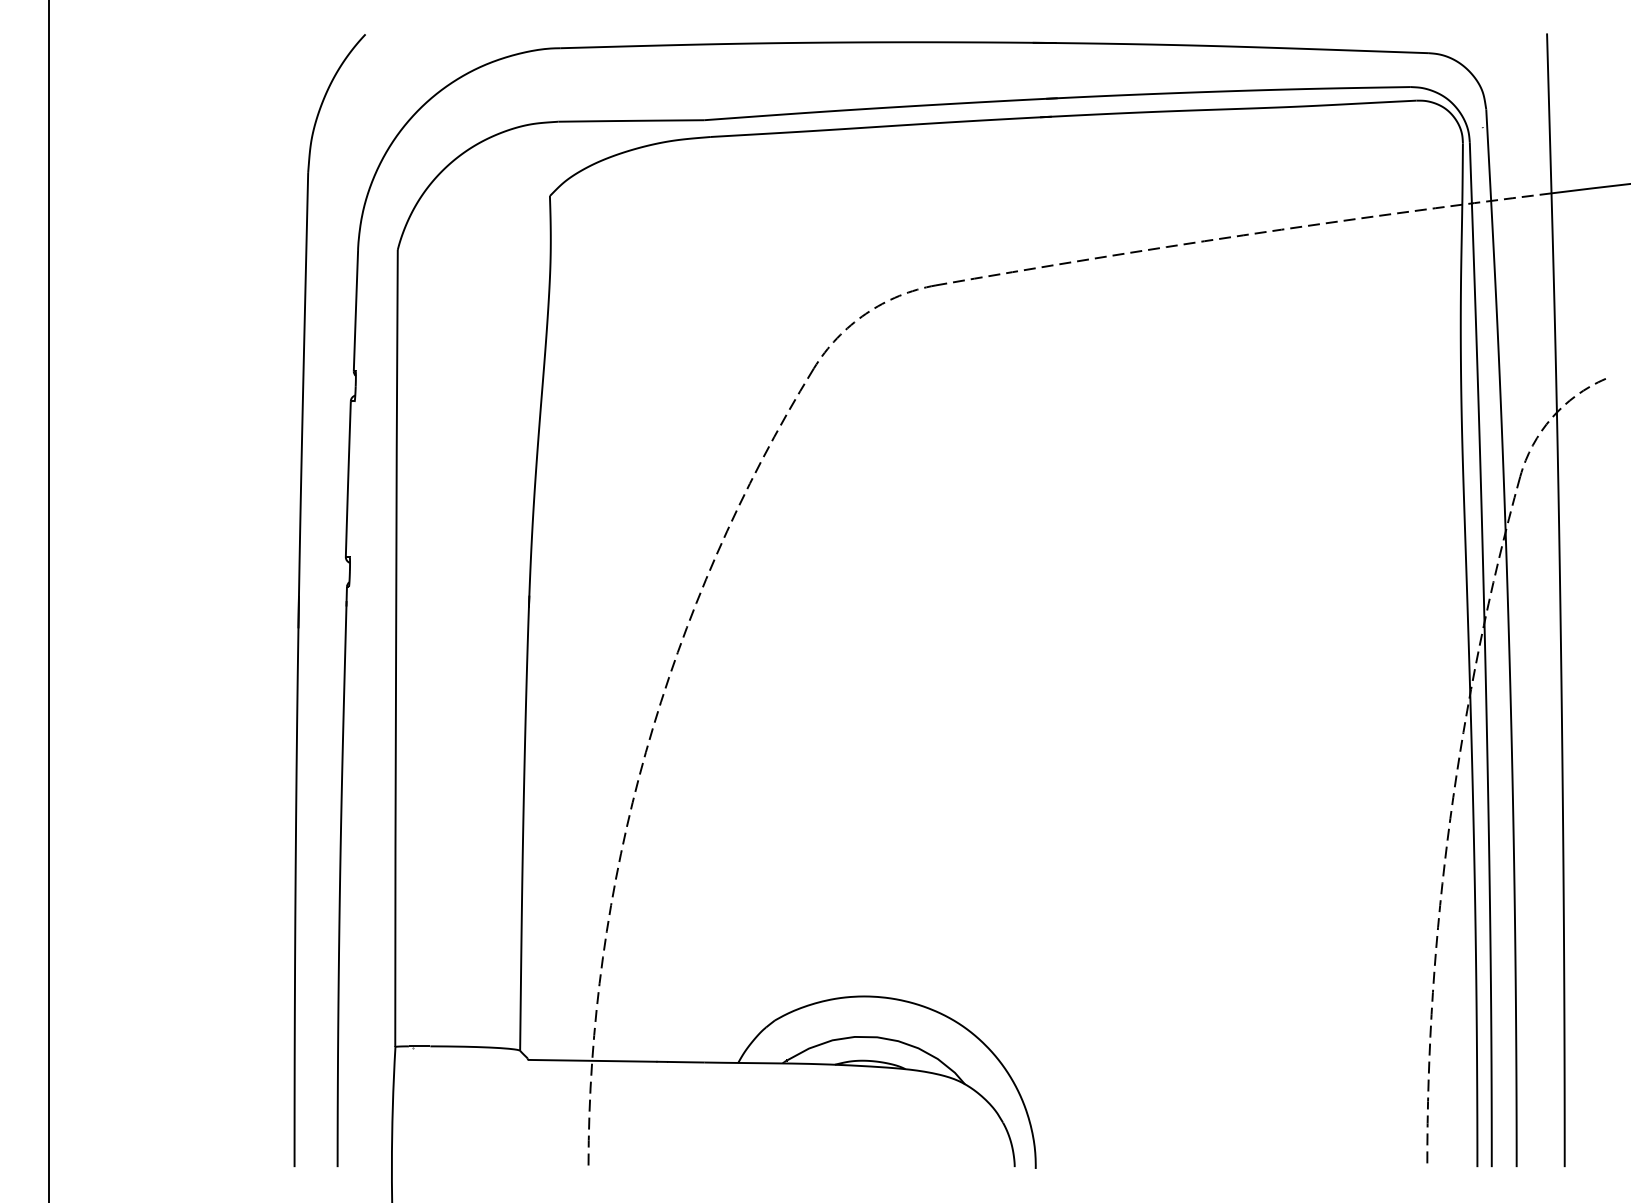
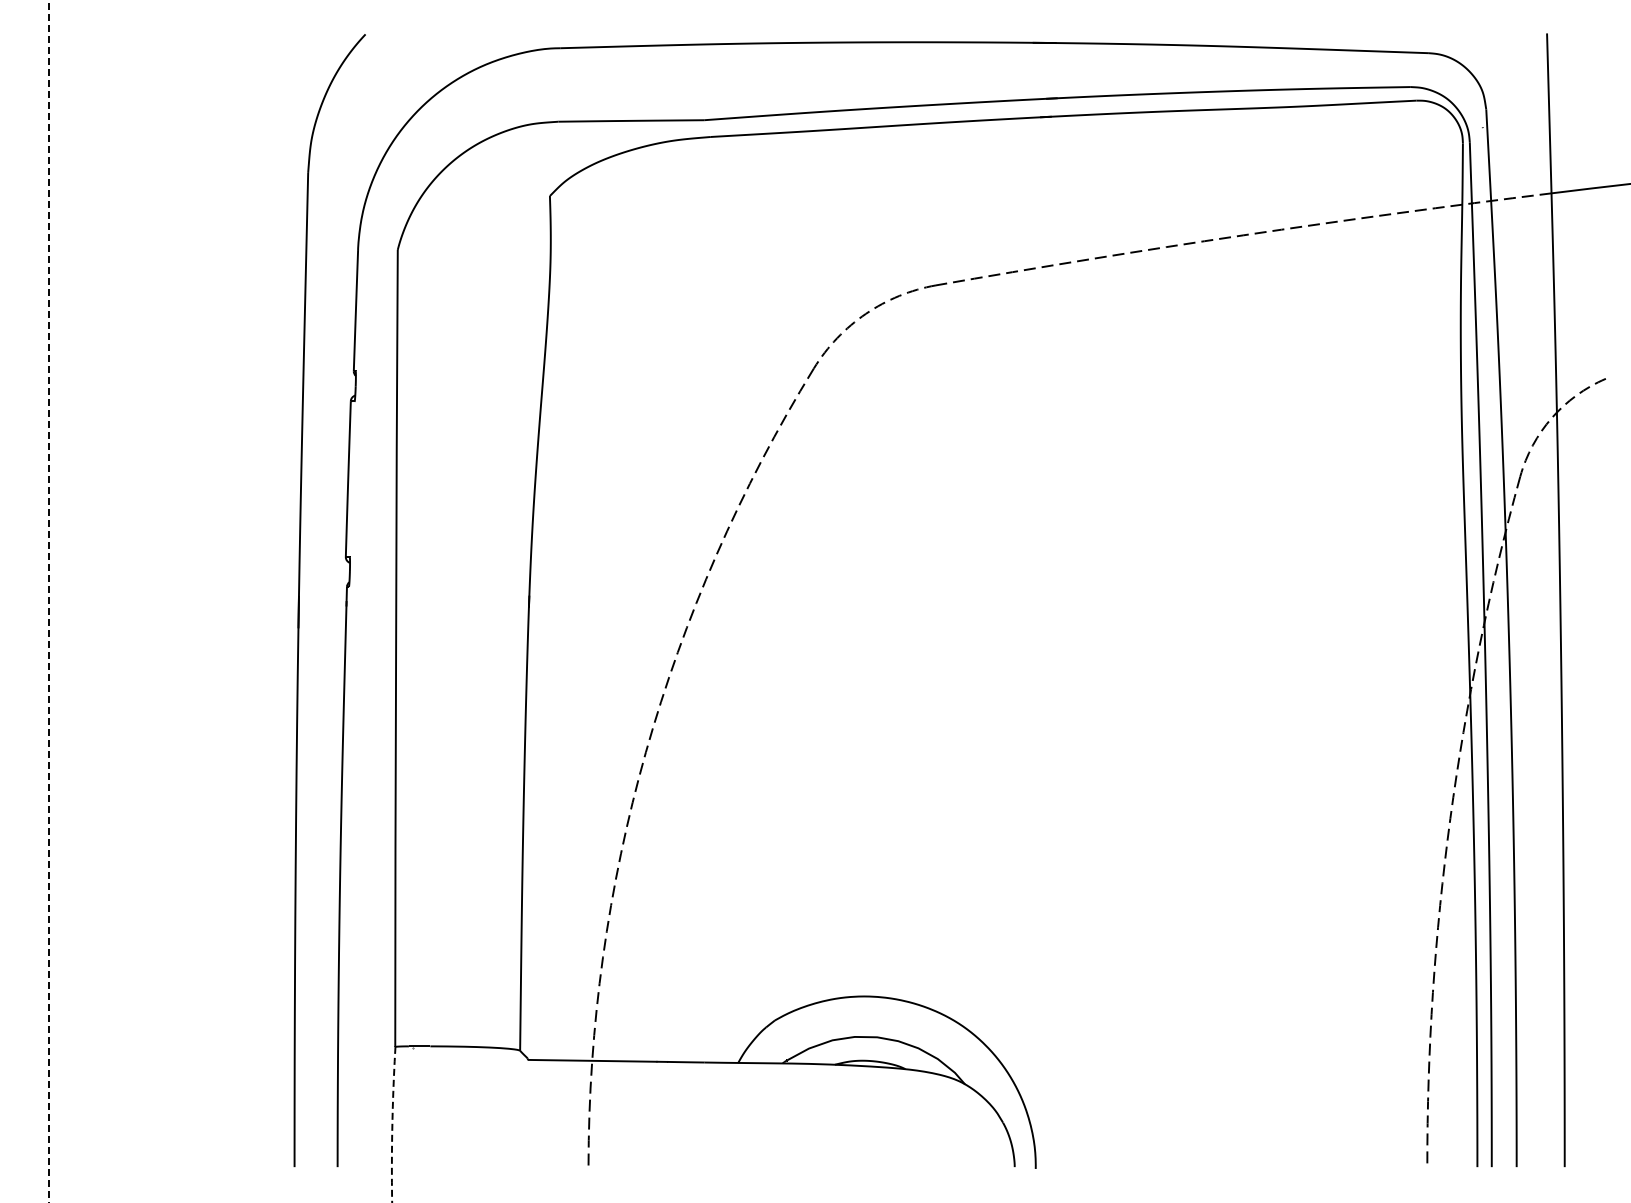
line: solid -> dashed (48, 601)
arc: solid -> dashed (392, 1125)
